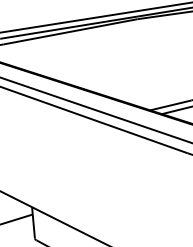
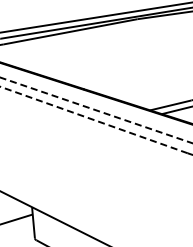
line: solid -> dashed (96, 110)
line: solid -> dashed (93, 119)
